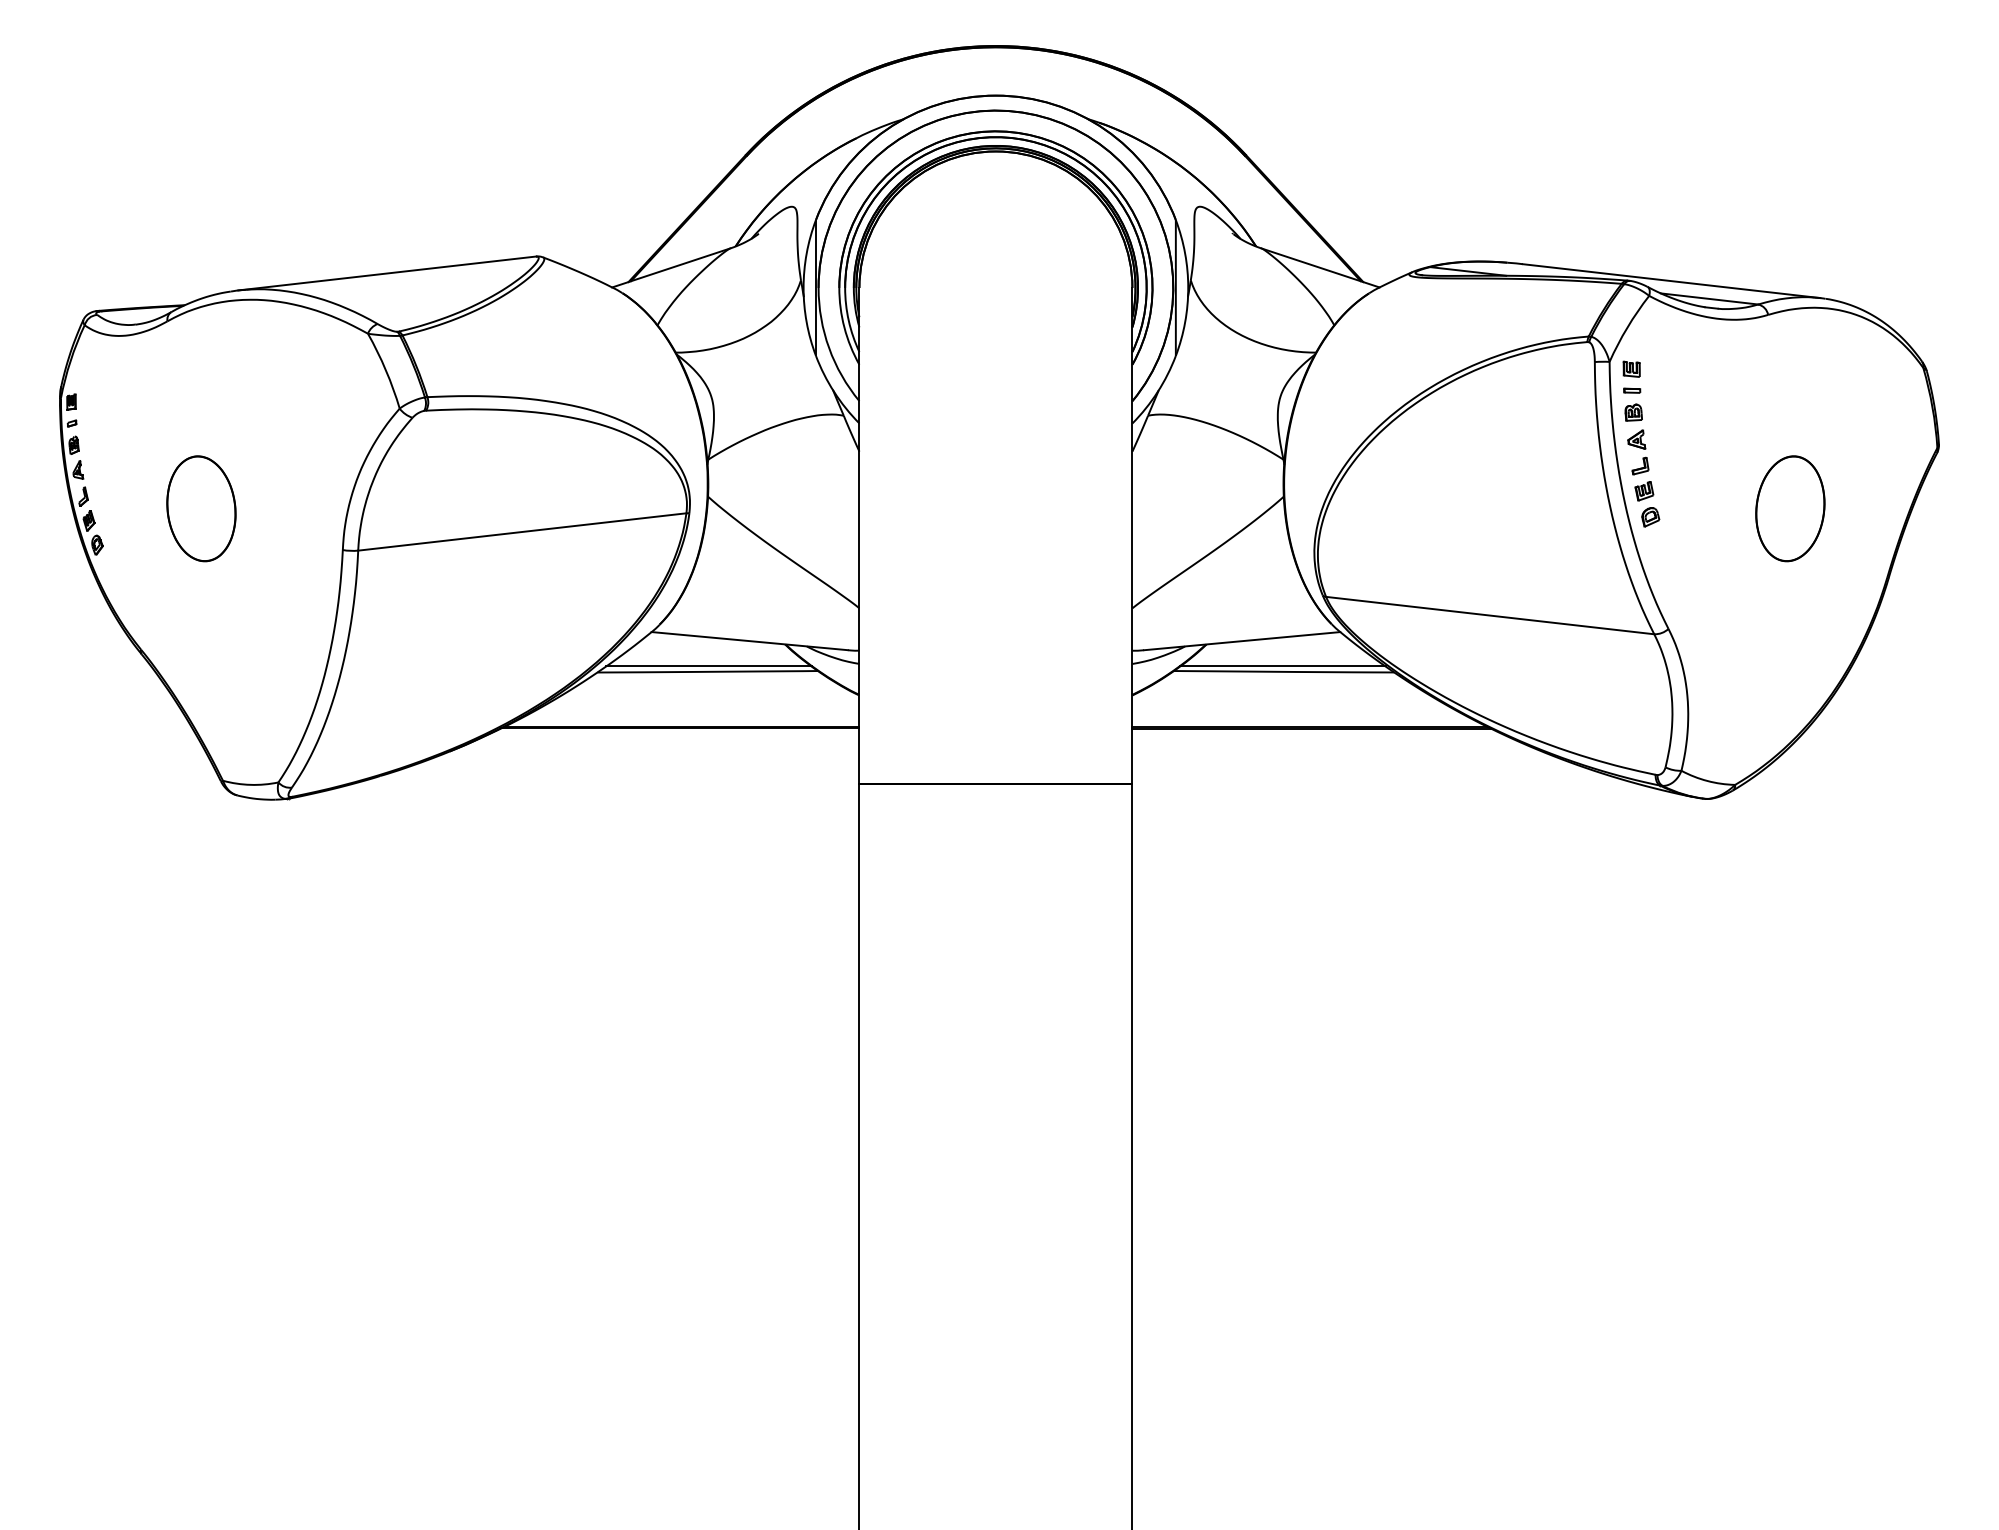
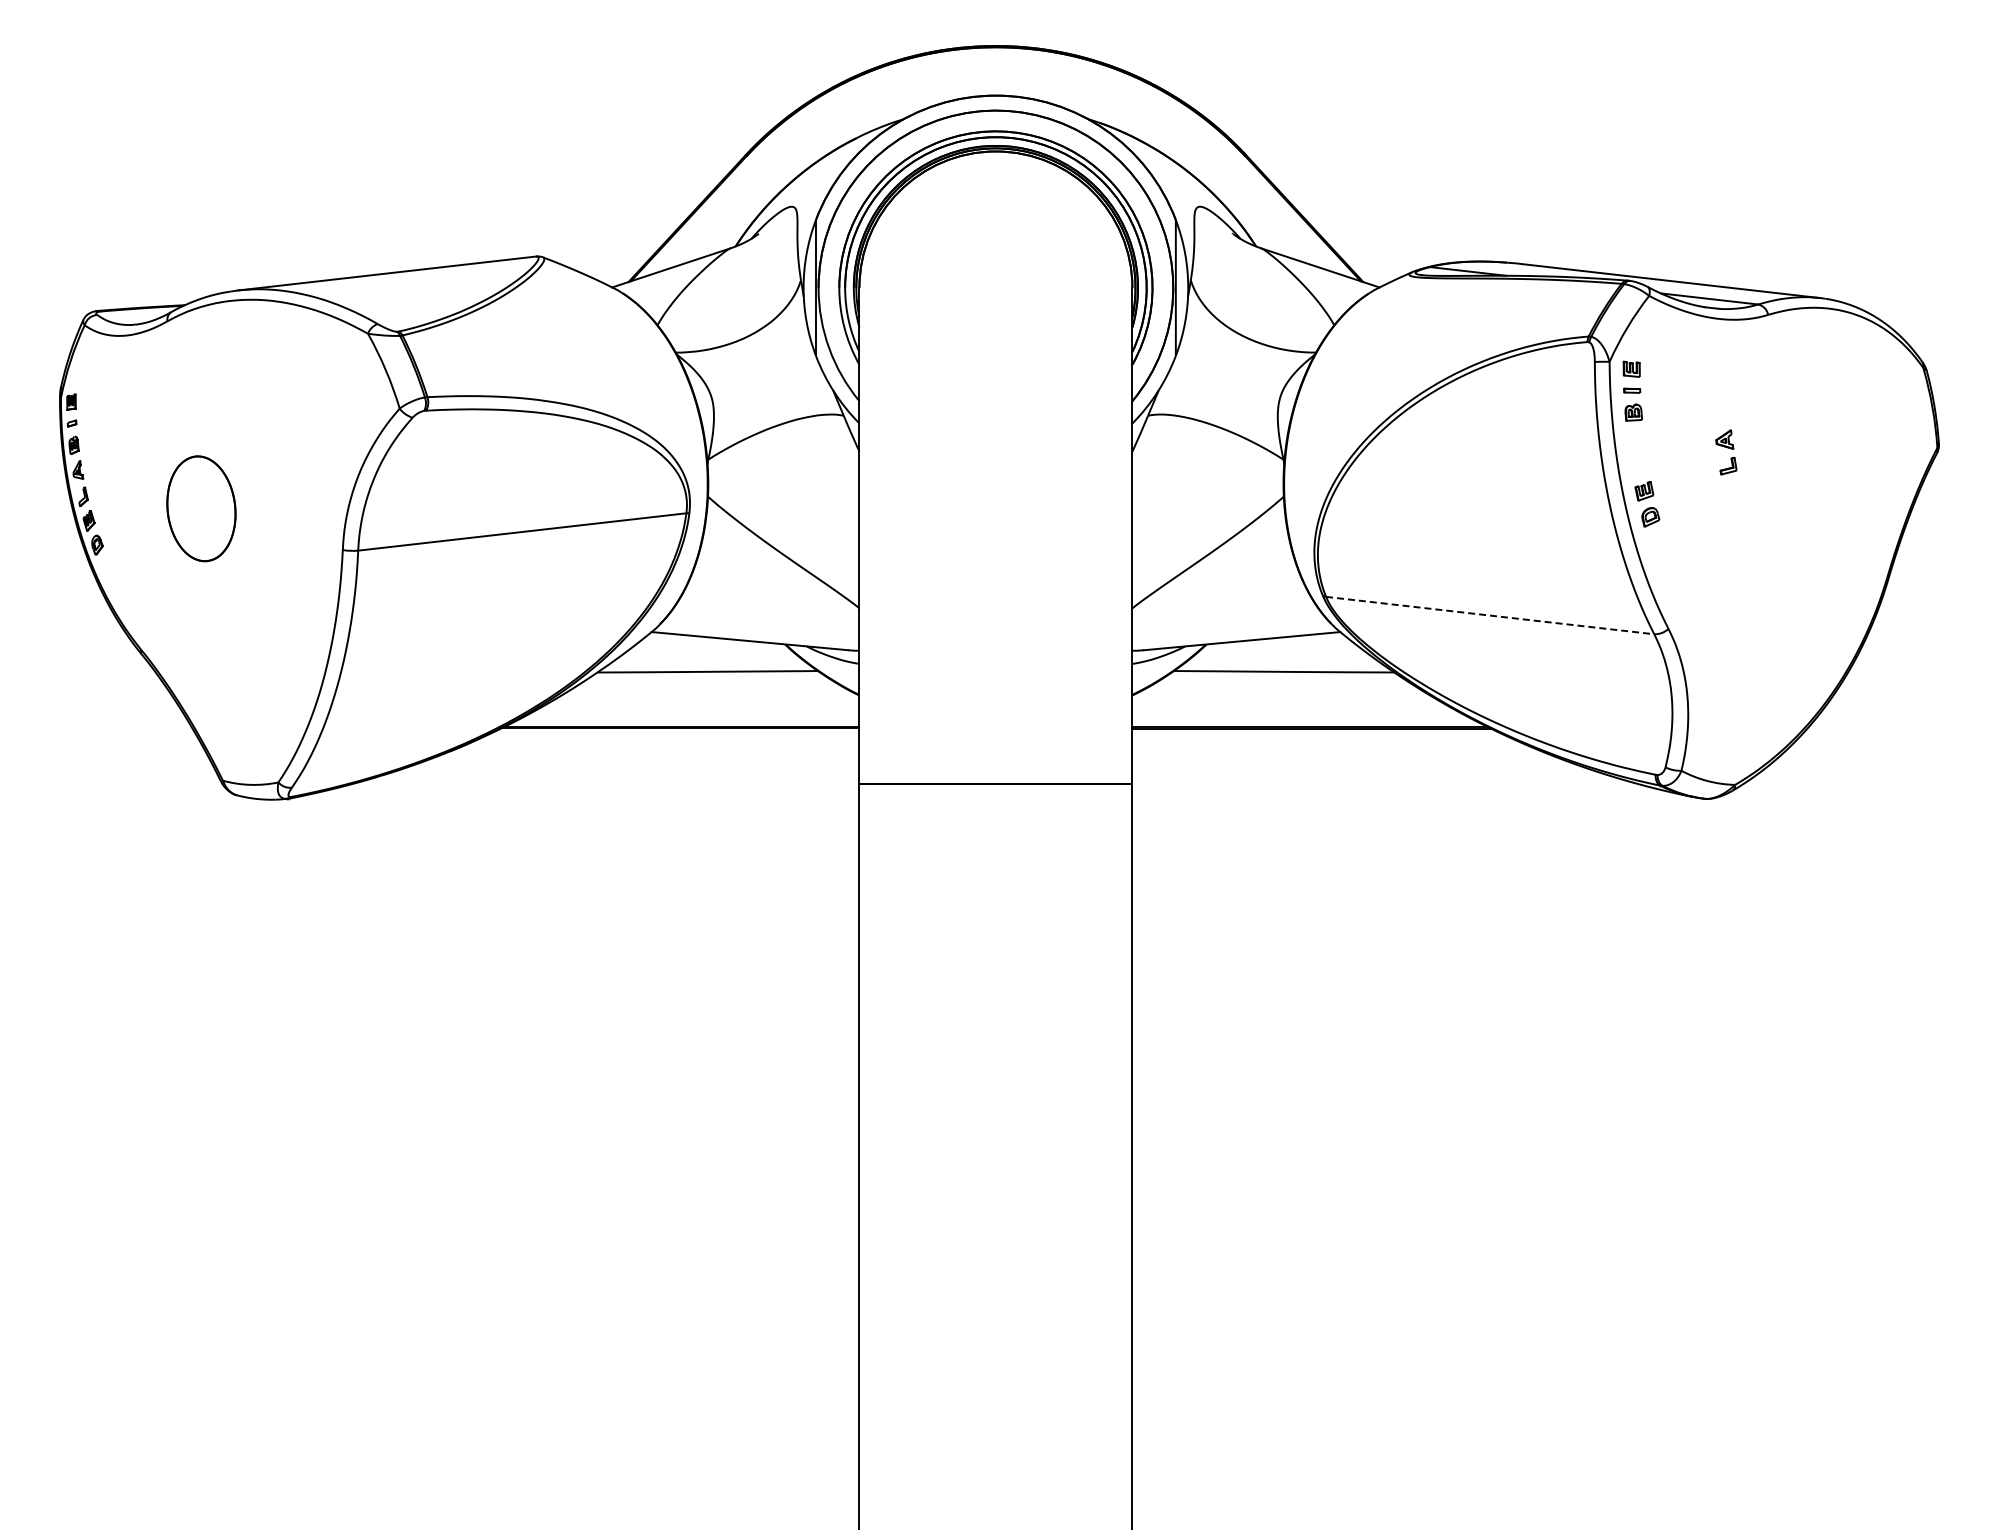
part position: (1638, 452) -> (1726, 452) (1726, 452)
part: present -> none (1790, 508)
line: solid -> dashed (1490, 615)
line: present -> none (708, 666)
line: present -> none (1282, 666)
